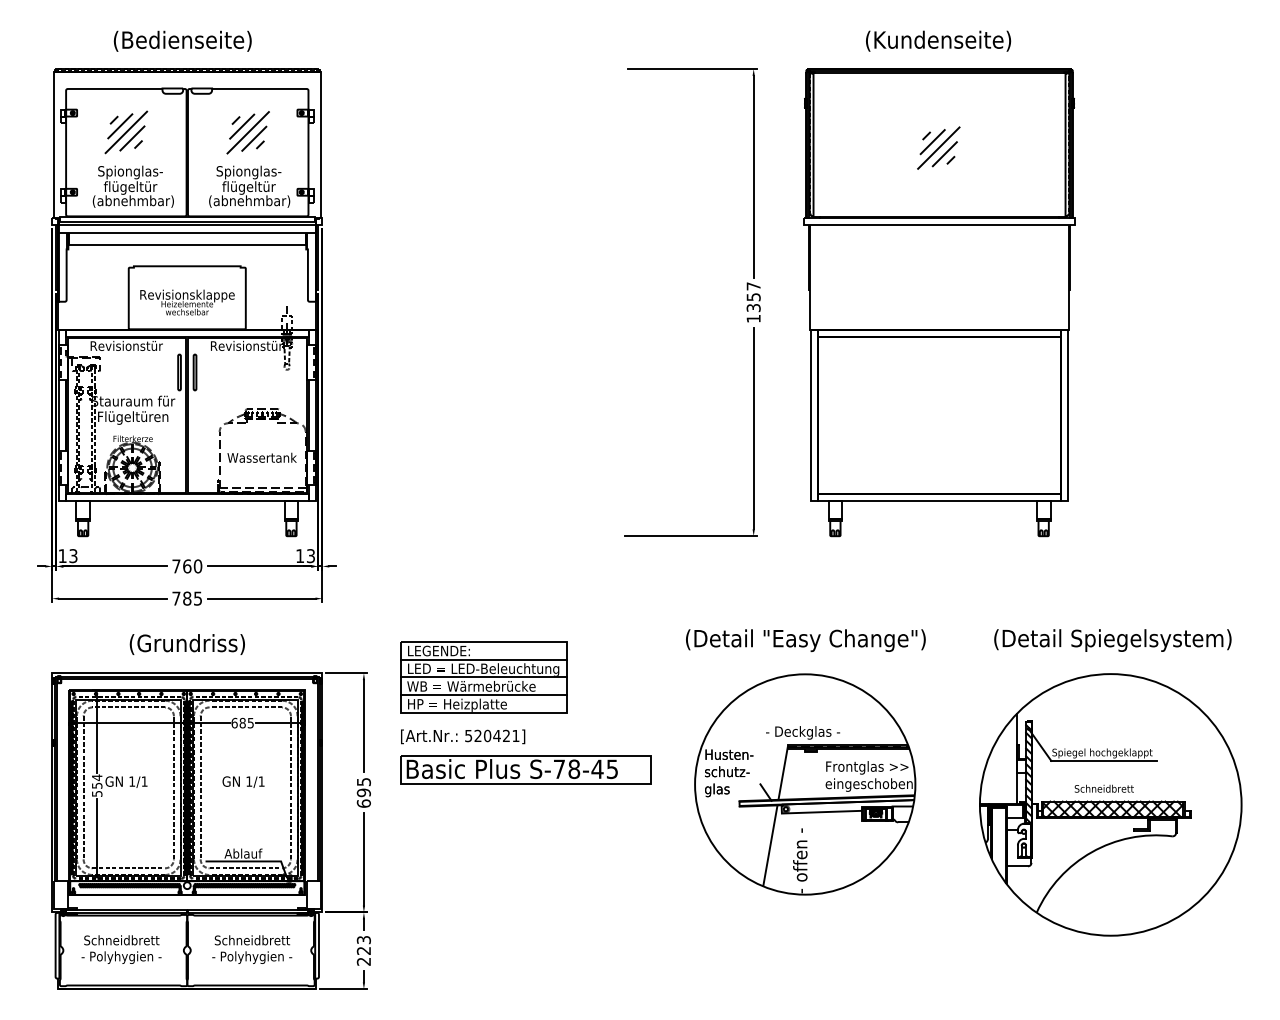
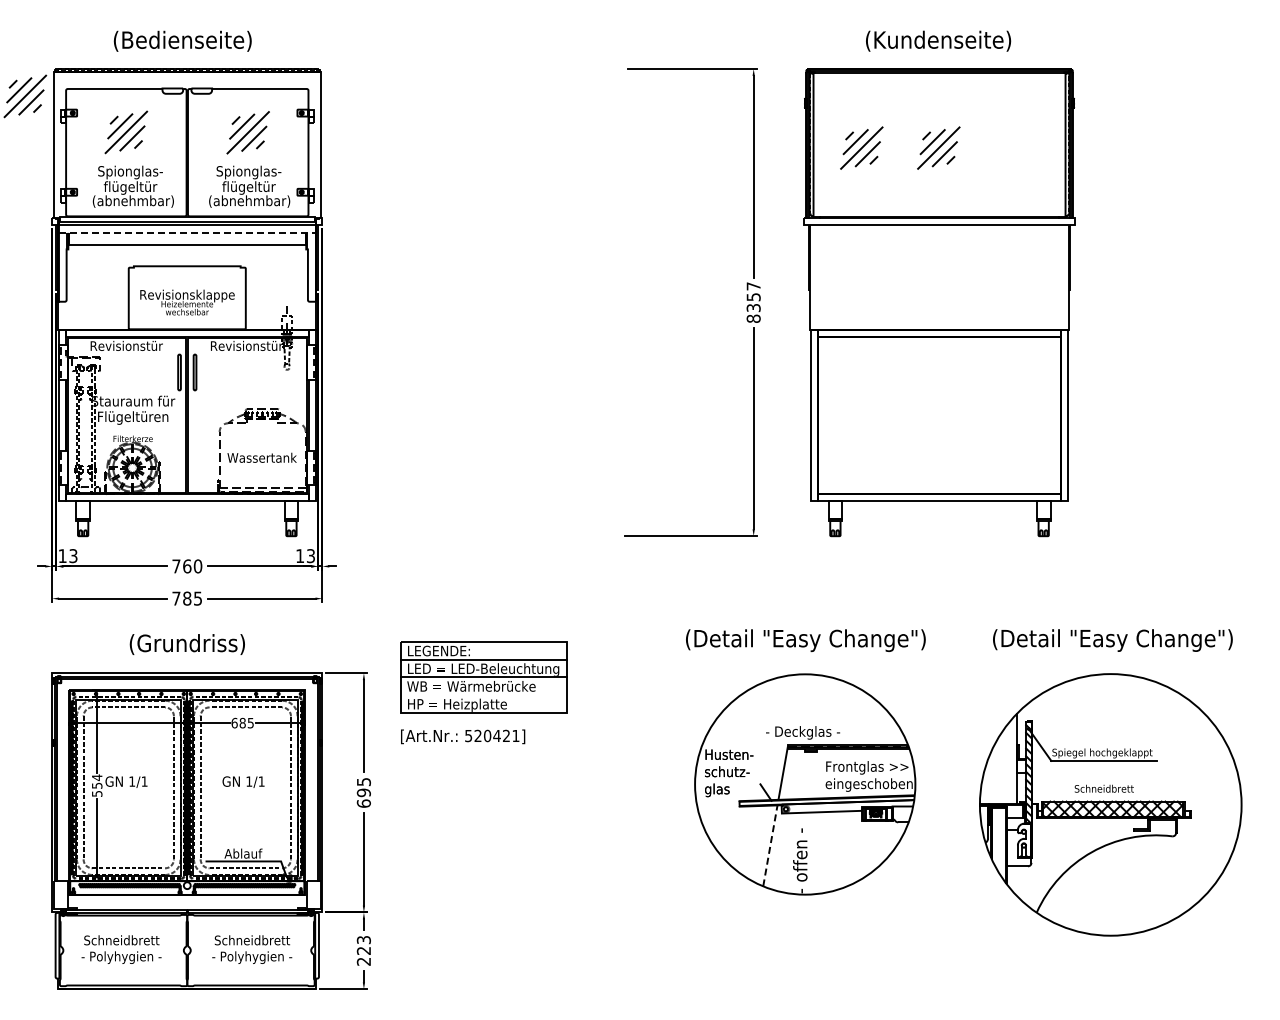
part: none -> present (25, 96)
part: none -> present (861, 147)
line: solid -> dashed (187, 232)
text: 1357 -> 8357 (753, 318)
text: (Detail Spiegelsystem) -> (Detail "Easy Change") (1112, 640)
line: present -> none (484, 695)
part: present -> none (525, 769)
line: solid -> dashed (770, 845)
